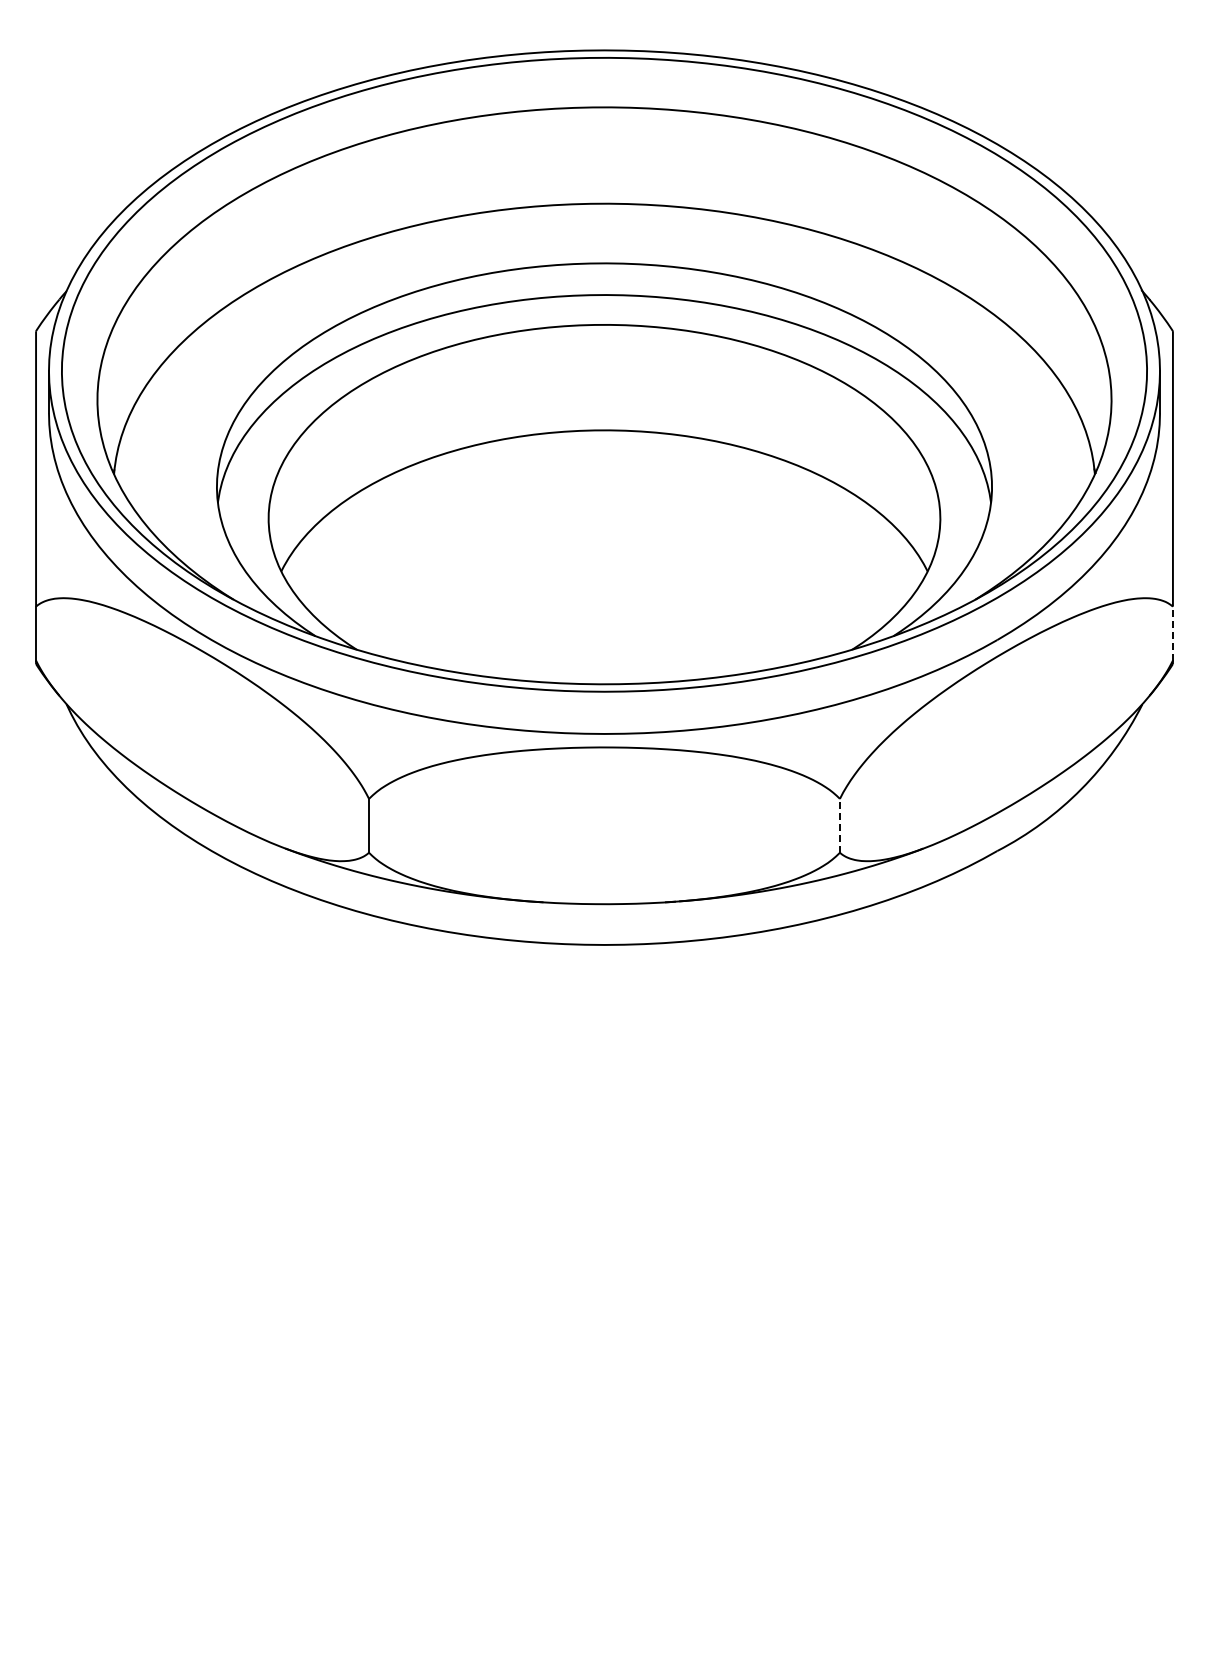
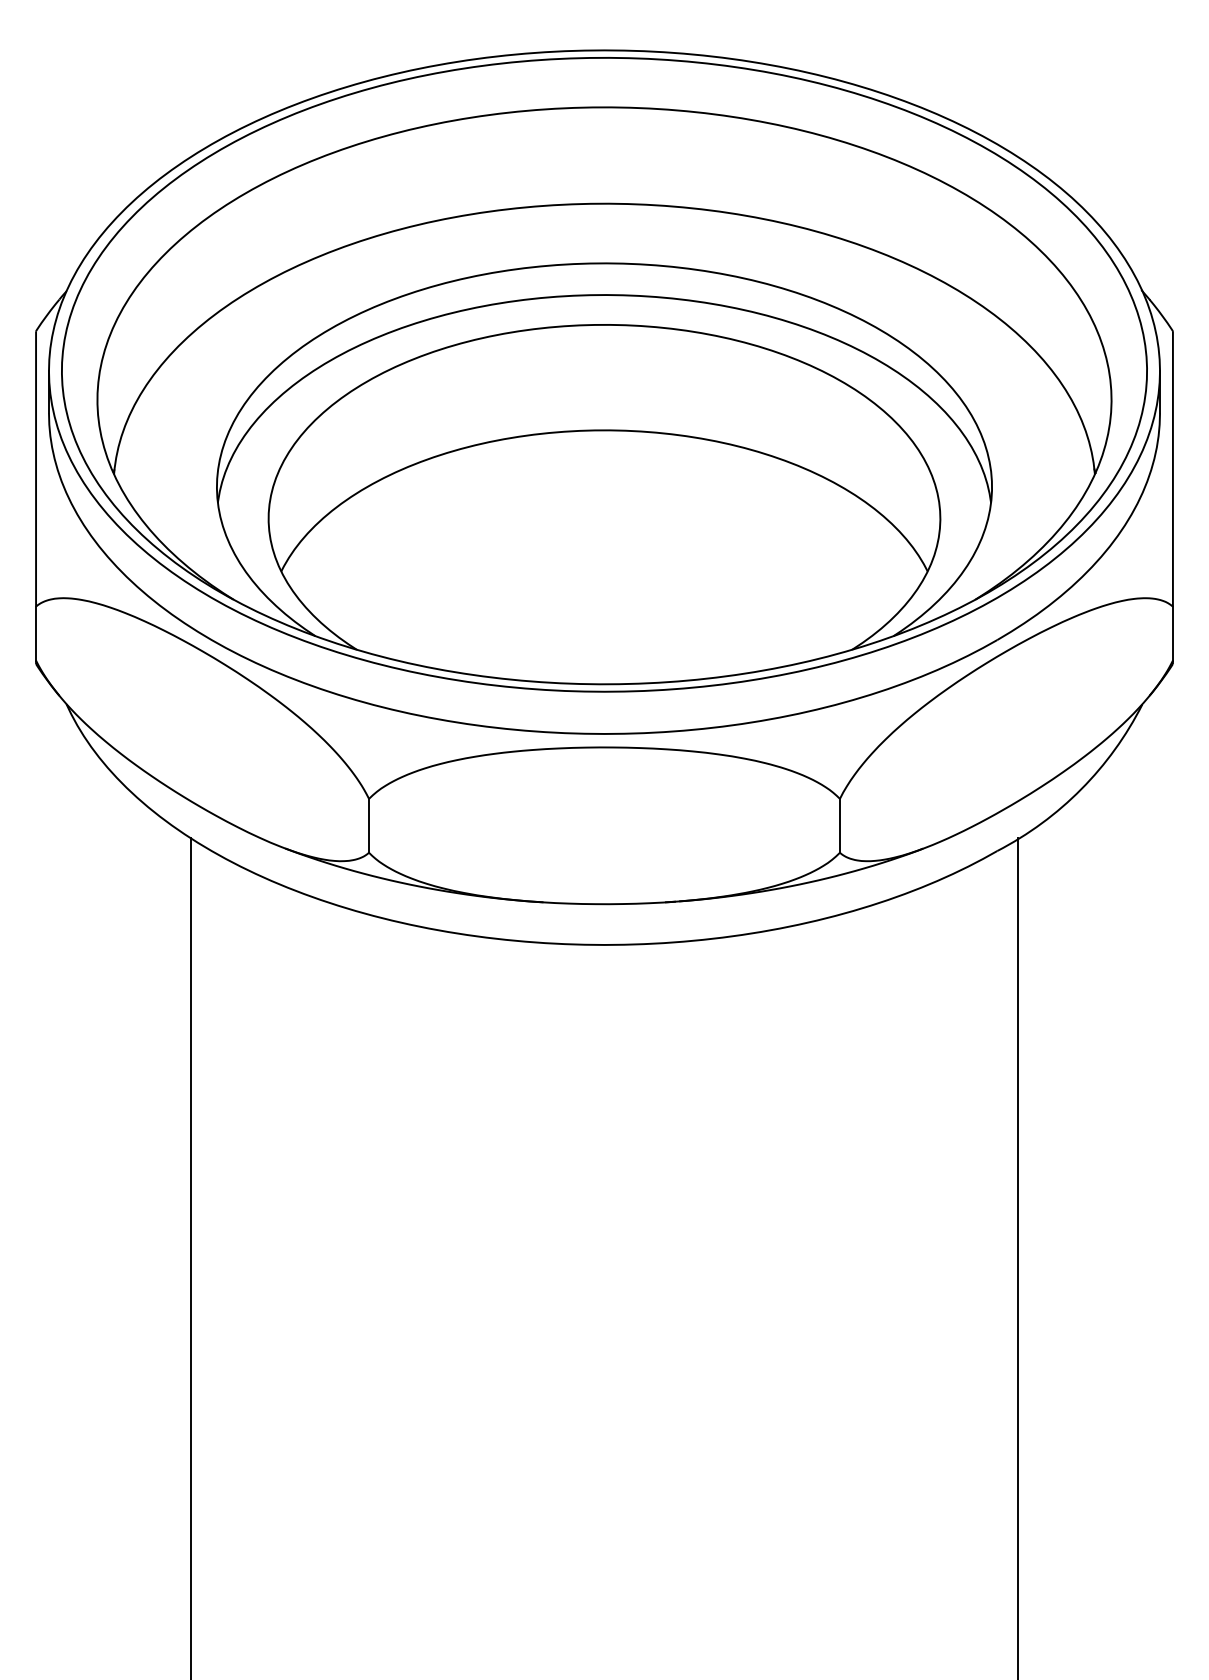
line: dashed -> solid (1172, 633)
line: dashed -> solid (839, 825)
line: none -> present (191, 1257)
line: none -> present (1017, 1257)
